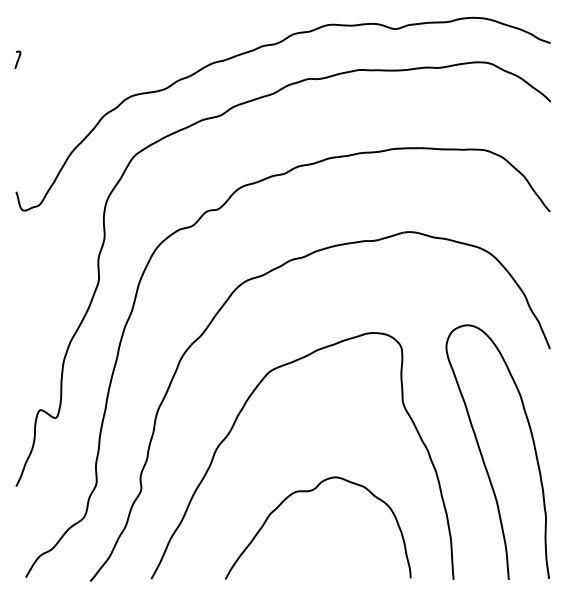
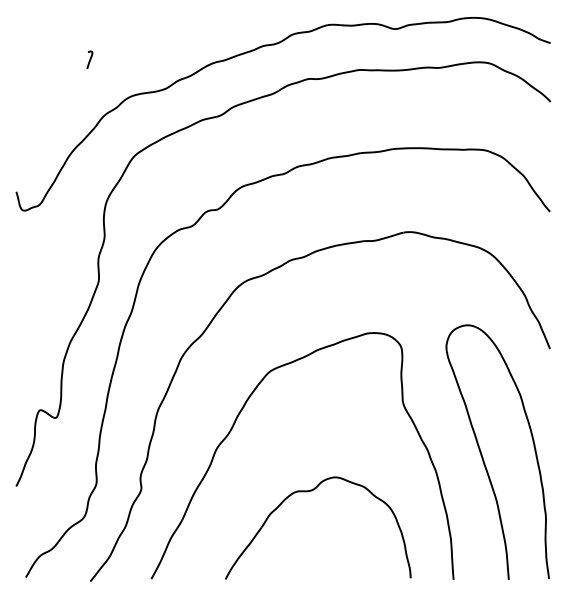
curve position: (17, 59) -> (89, 59) (89, 59)
